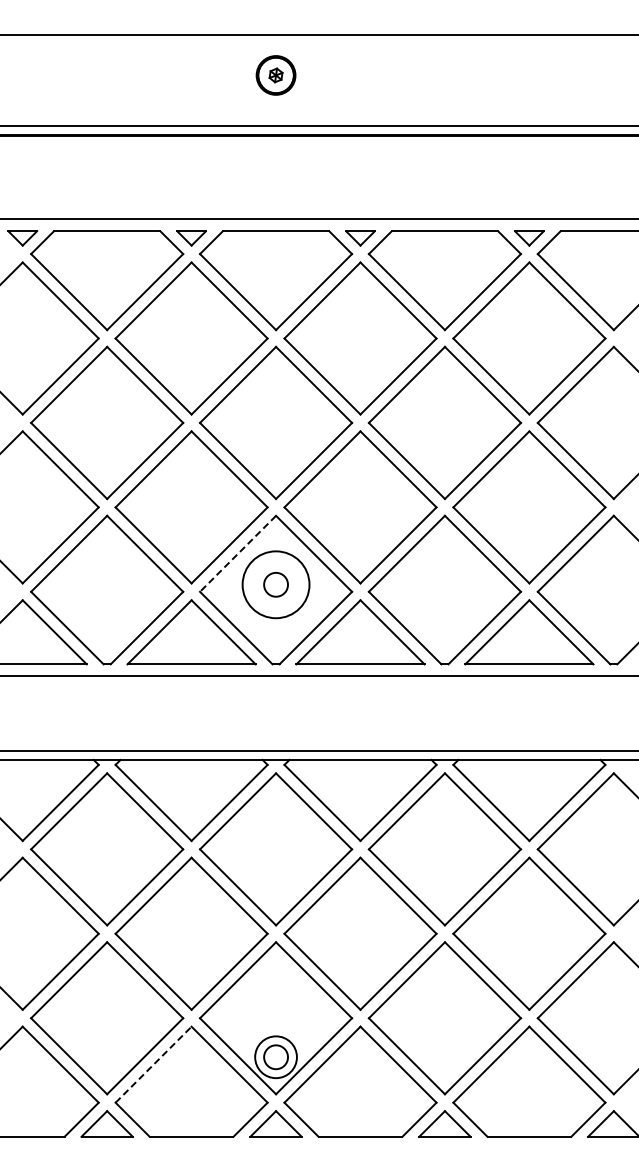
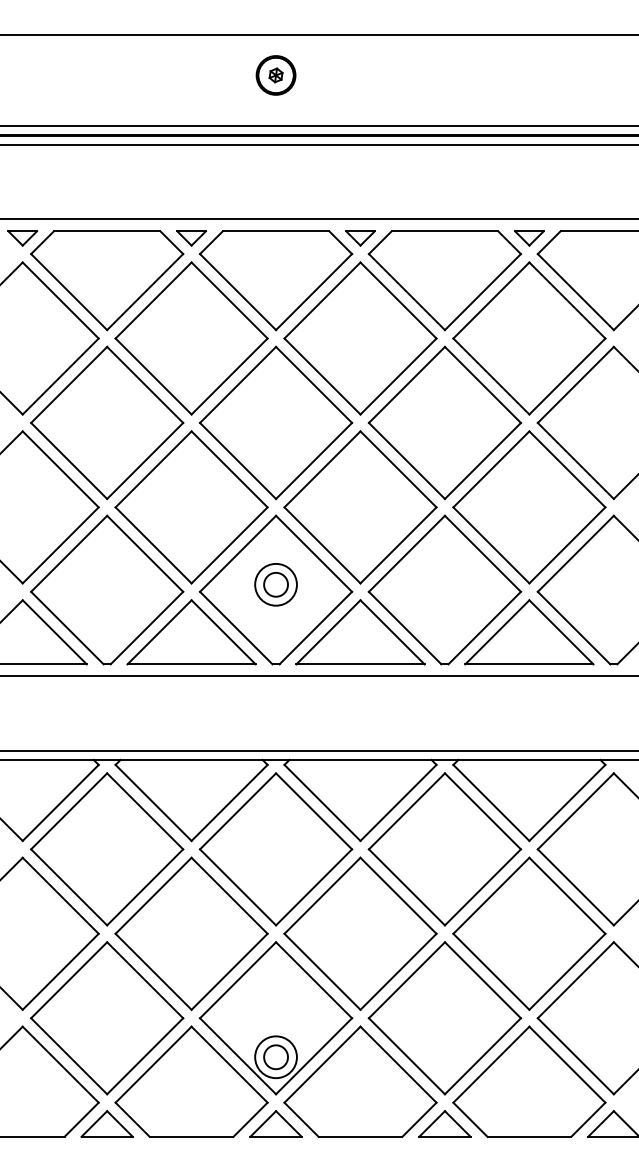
line: none -> present (318, 144)
line: dashed -> solid (238, 553)
circle diameter: 67 px -> 42 px (275, 584)
line: dashed -> solid (153, 1064)
